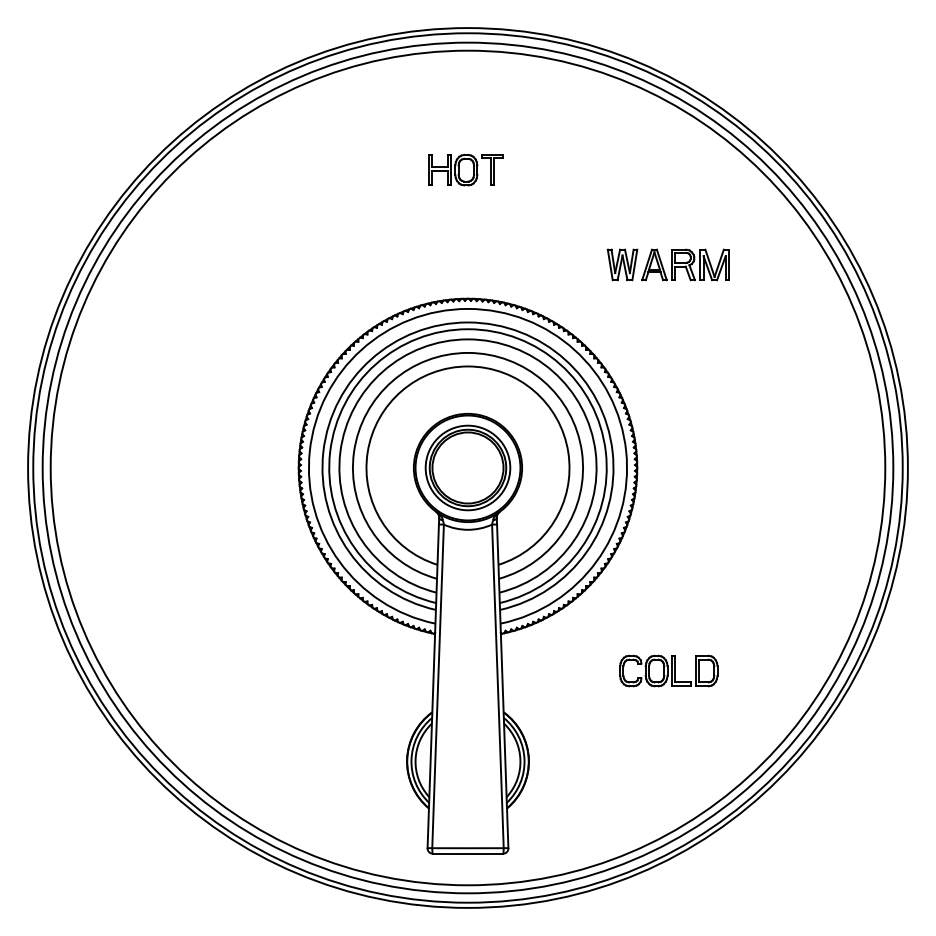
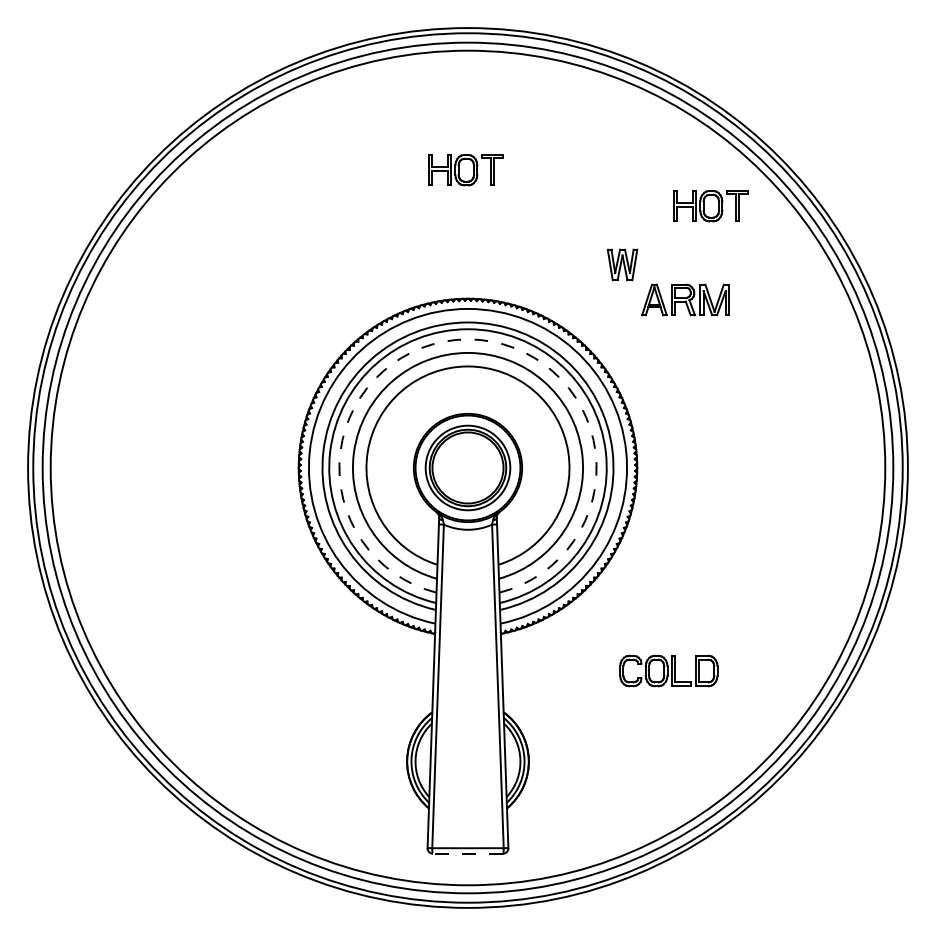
part: none -> present (710, 206)
part position: (685, 264) -> (685, 299) (685, 299)
arc: solid -> dashed (468, 339)
line: solid -> dashed (467, 853)
